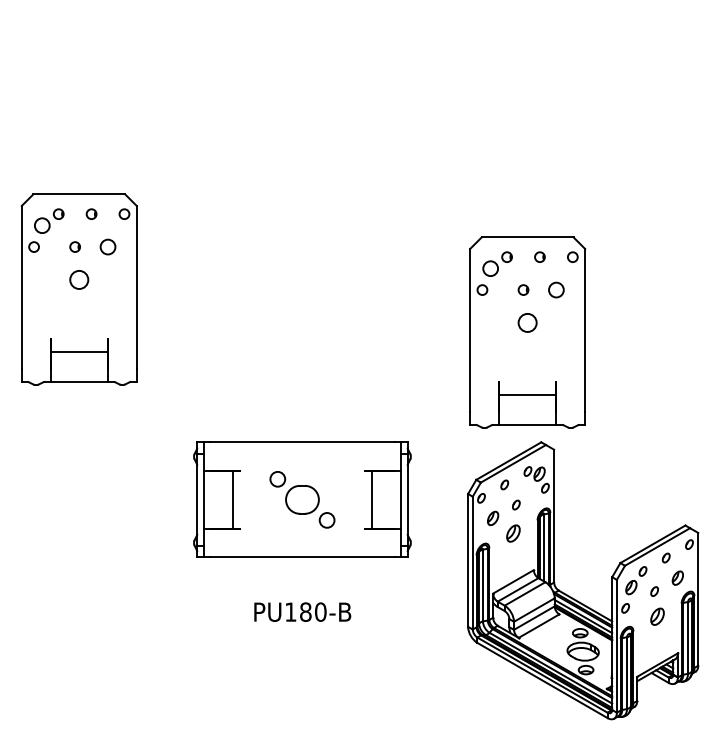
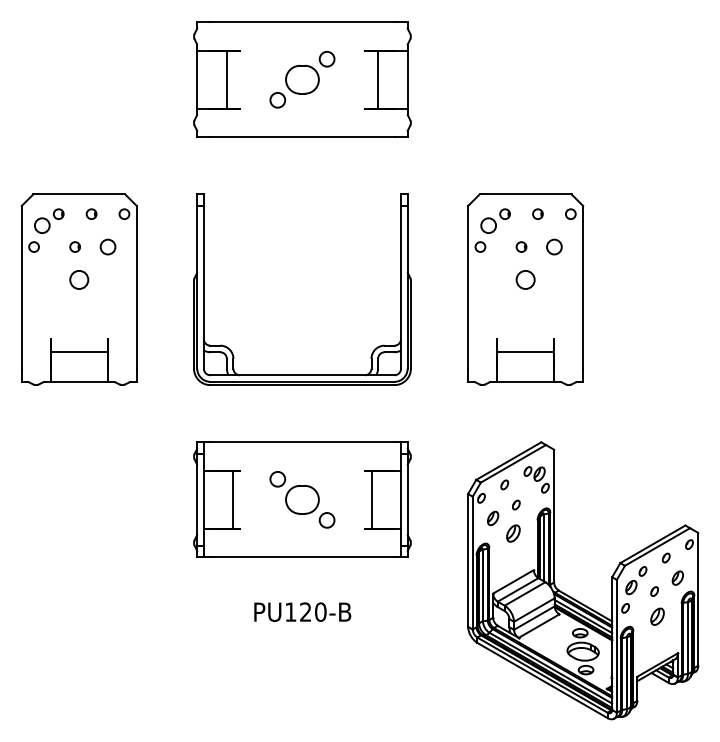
part: none -> present (302, 79)
part position: (527, 332) -> (525, 289) (525, 289)
part: none -> present (302, 374)
text: PU180-B -> PU120-B (305, 611)
